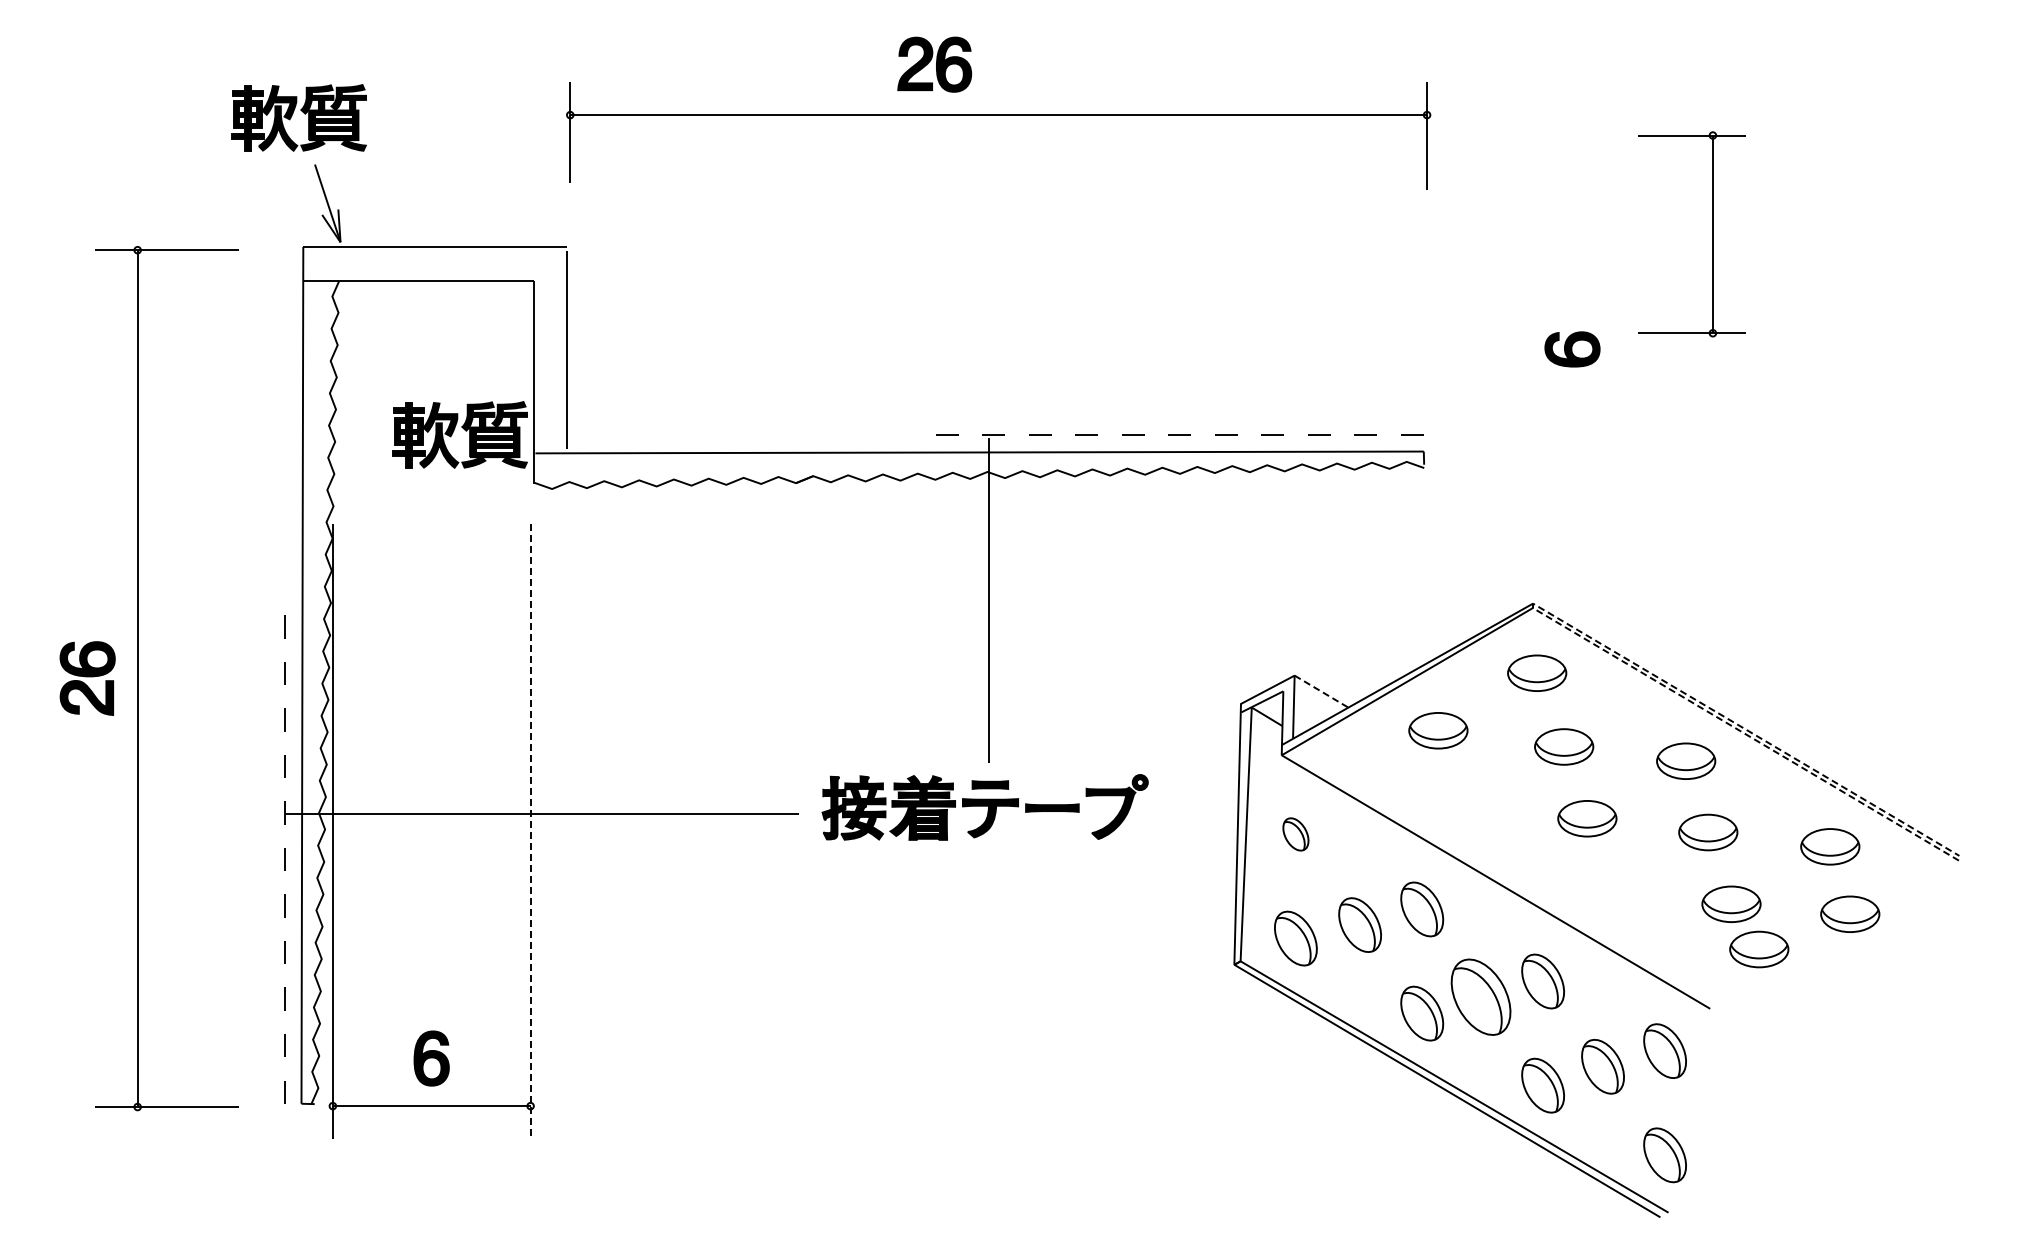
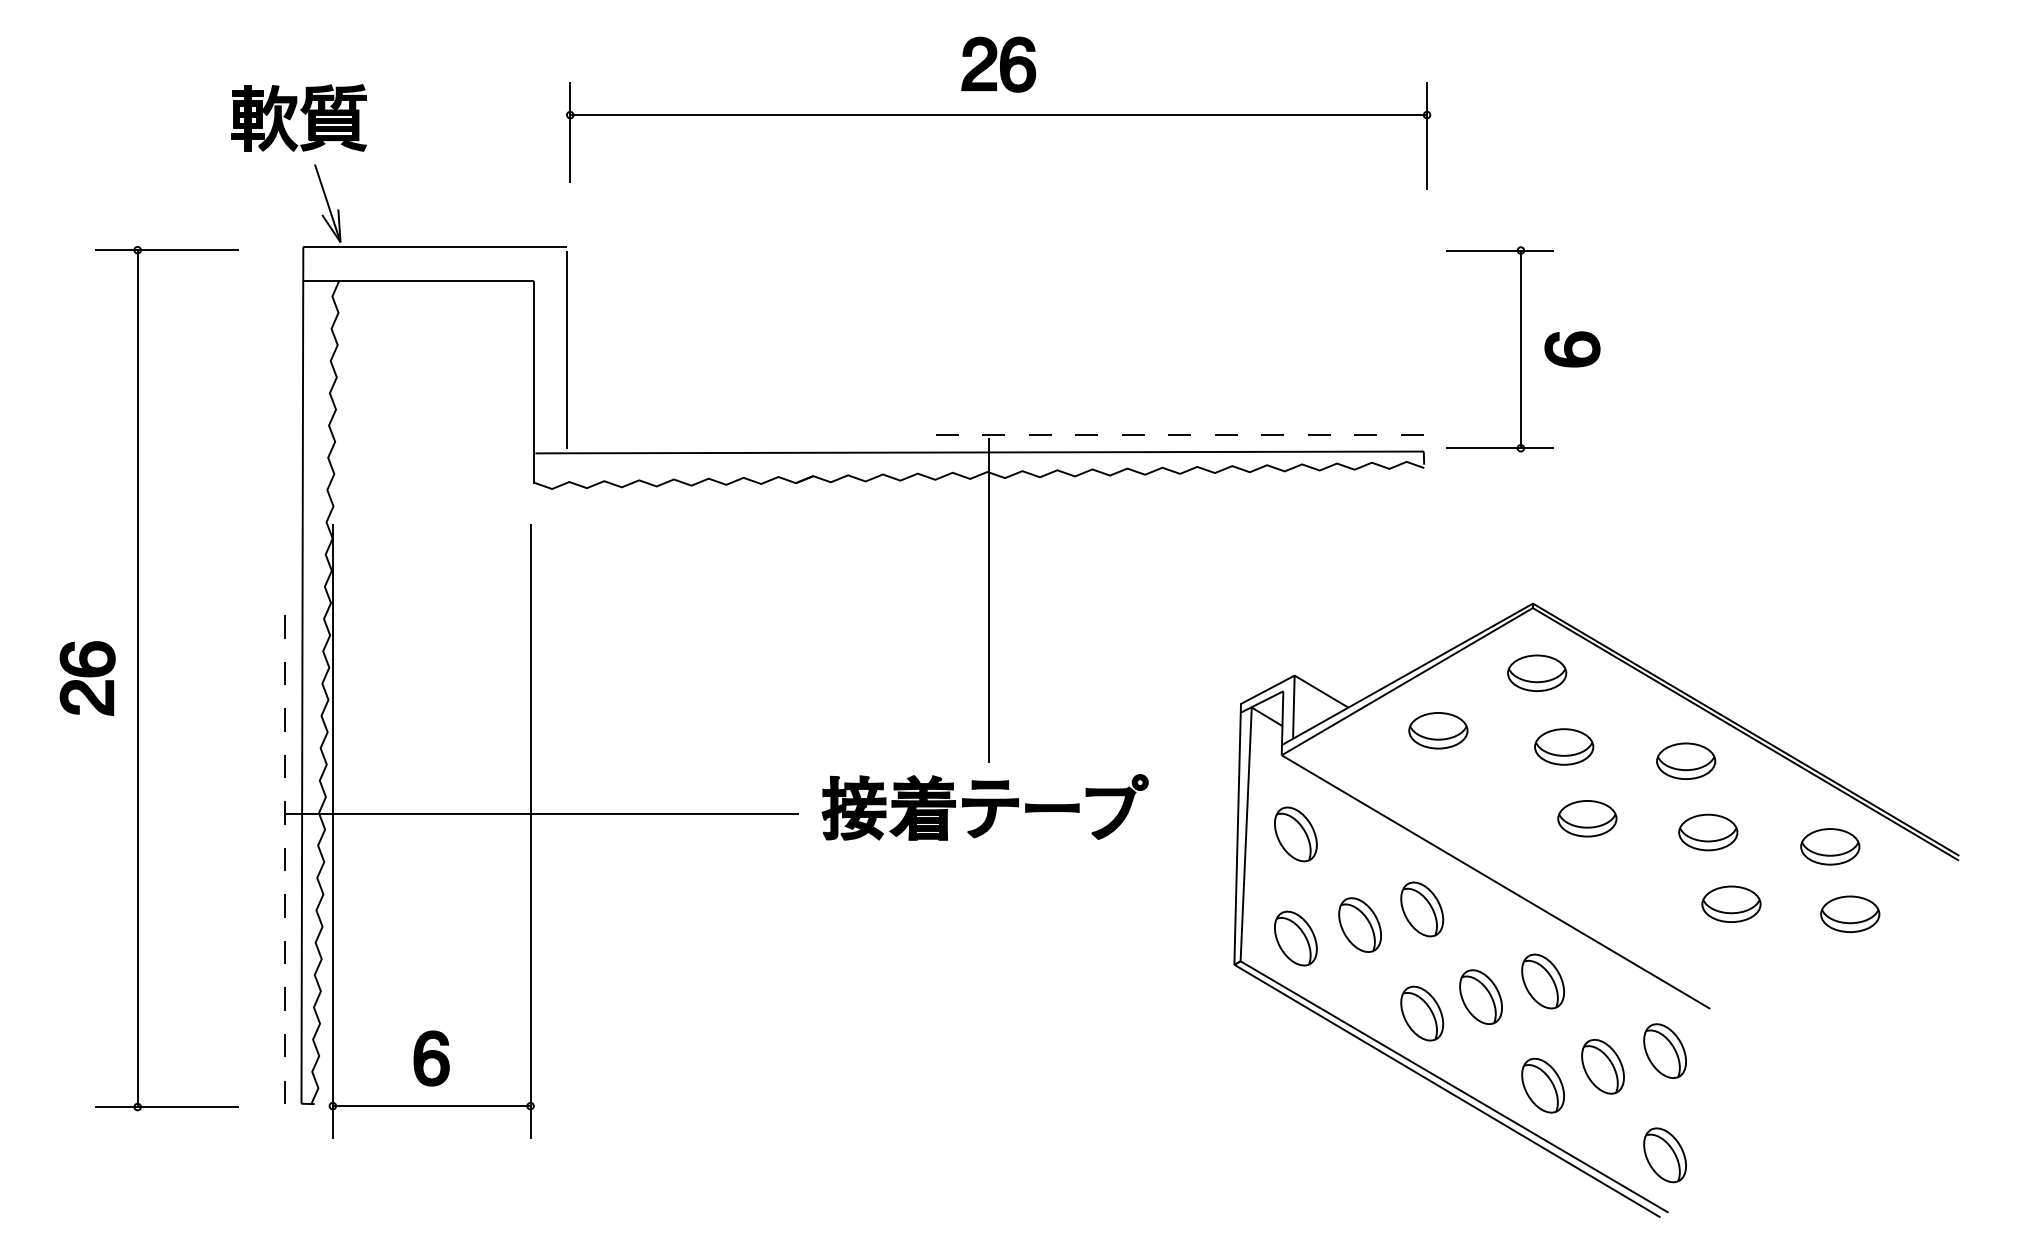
part position: (934, 64) -> (998, 64) (998, 64)
part position: (1712, 234) -> (1520, 349) (1520, 349)
part: present -> none (453, 433)
line: dashed -> solid (1532, 605)
line: dashed -> solid (1321, 691)
line: dashed -> solid (530, 832)
part size: 28x35 px -> 44x57 px (1295, 834)
part: present -> none (1759, 949)
part size: 62x78 px -> 44x56 px (1480, 996)
